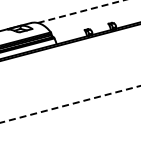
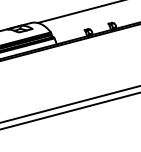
line: dashed -> solid (81, 11)
line: dashed -> solid (70, 104)
line: none -> present (69, 110)
